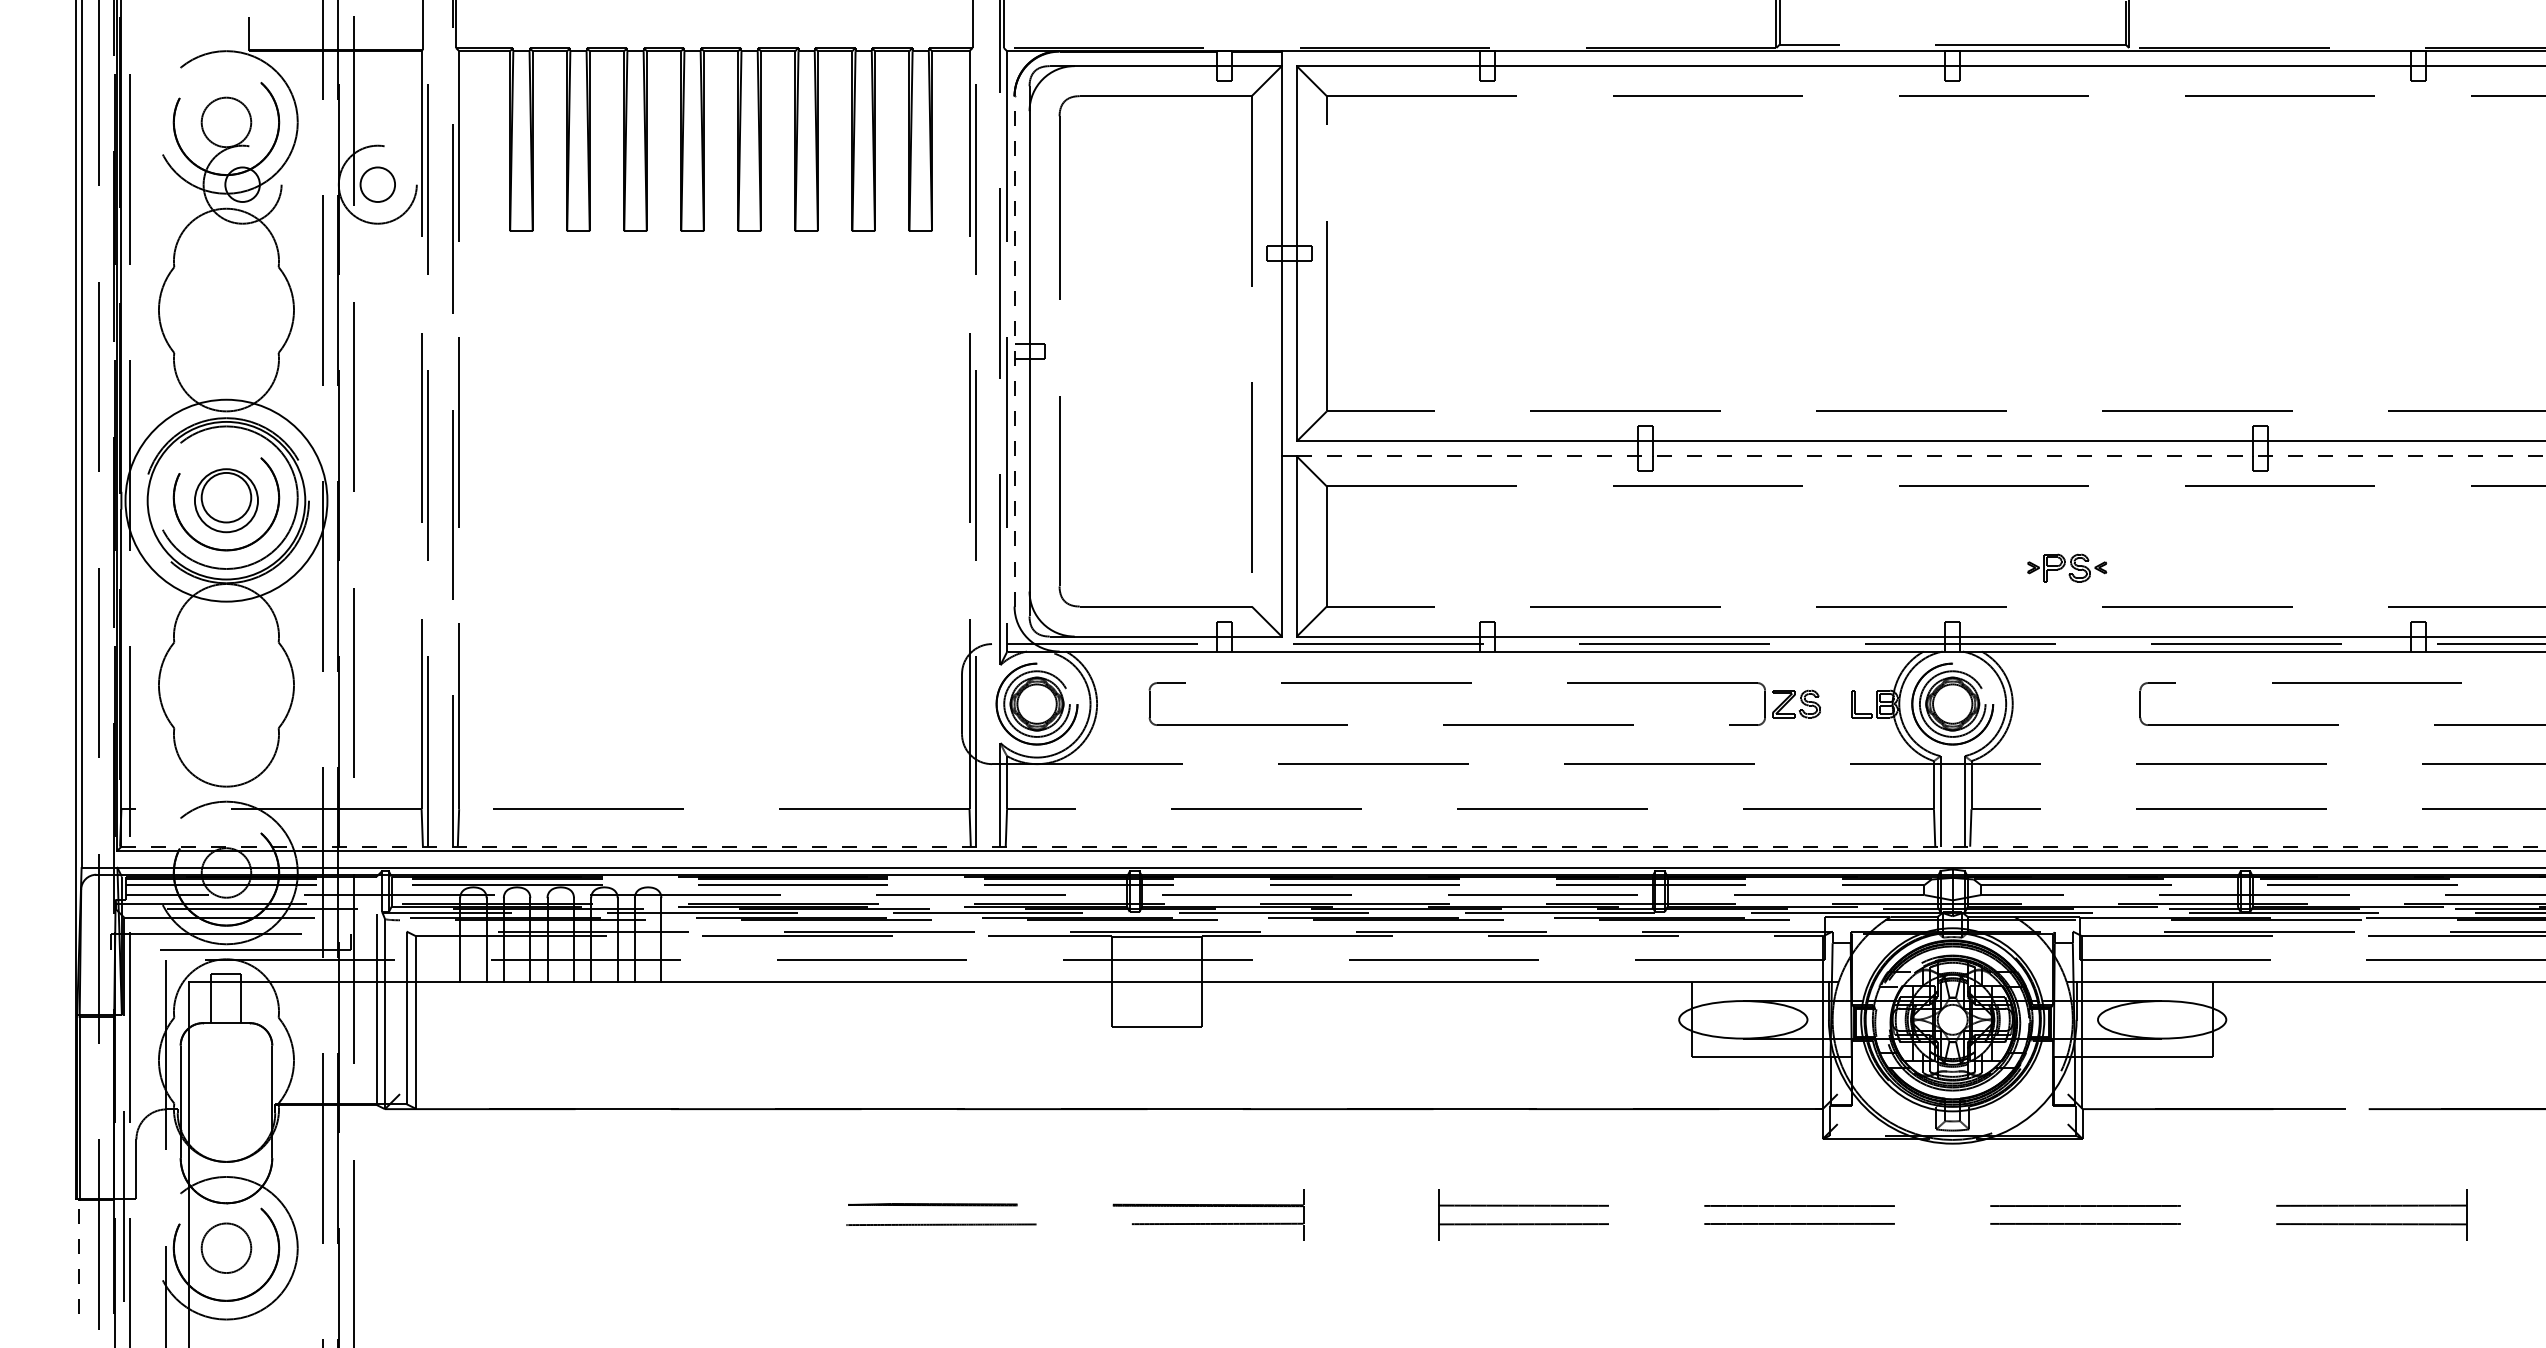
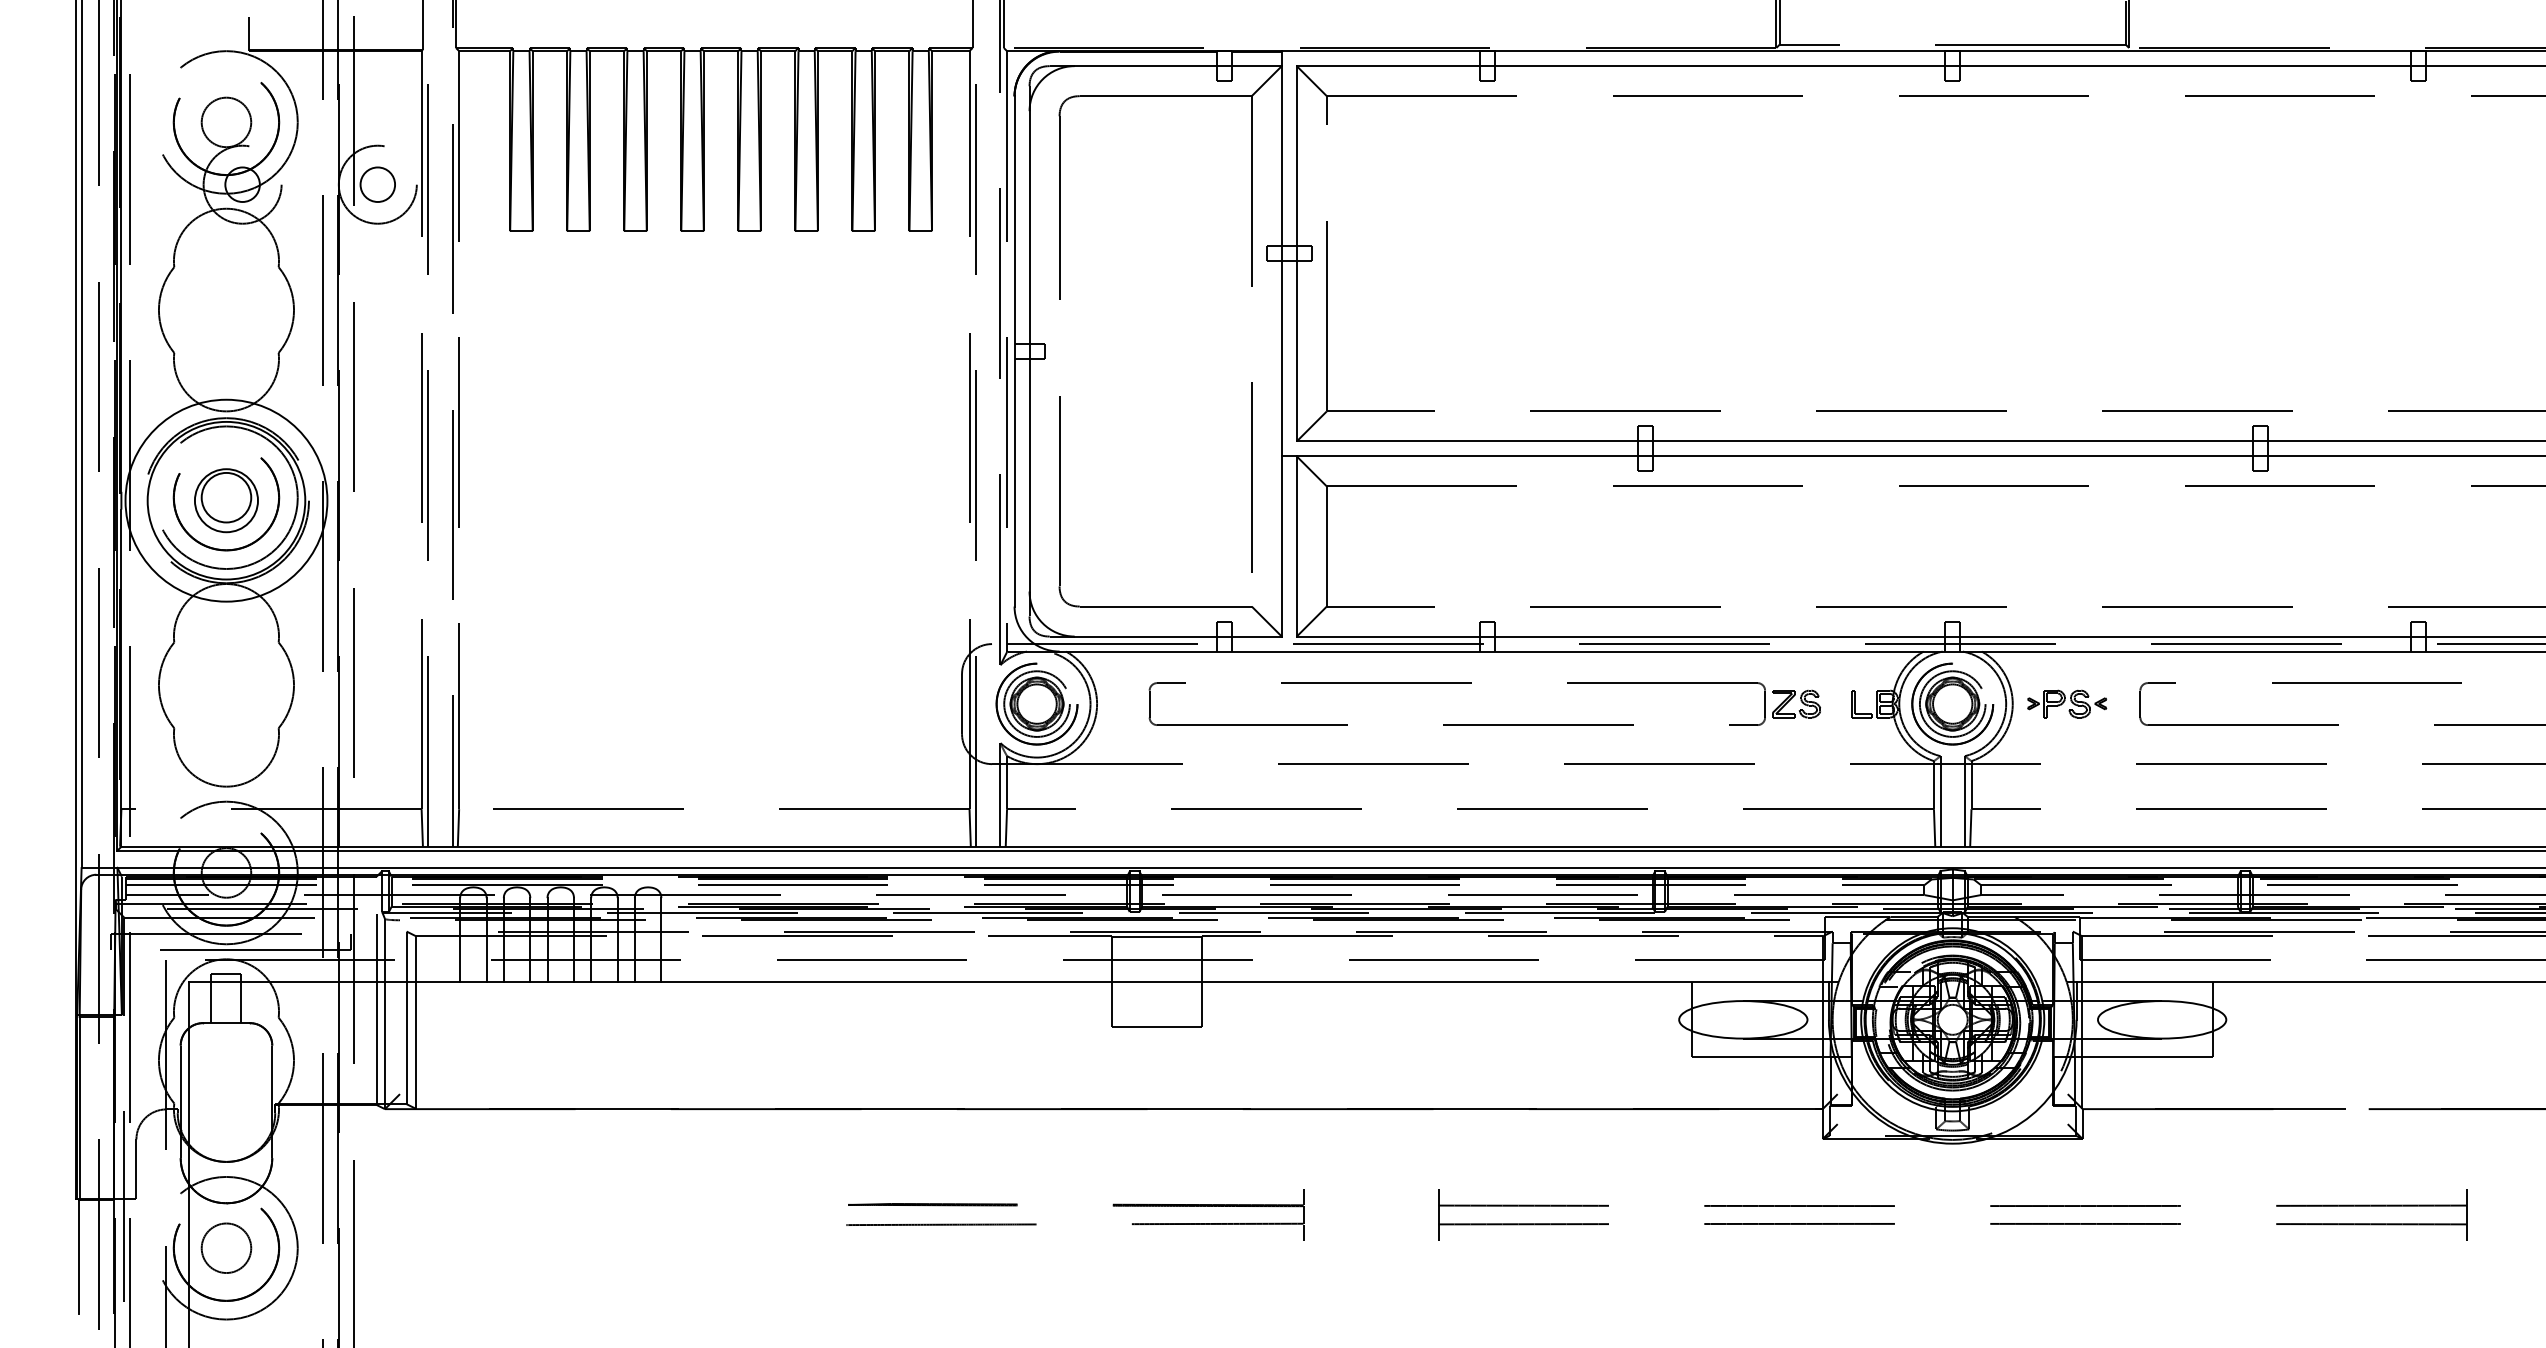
line: dashed -> solid (1014, 350)
line: dashed -> solid (1921, 456)
part position: (2067, 567) -> (2067, 703) (2067, 703)
line: dashed -> solid (1333, 846)
line: dashed -> solid (79, 1256)
